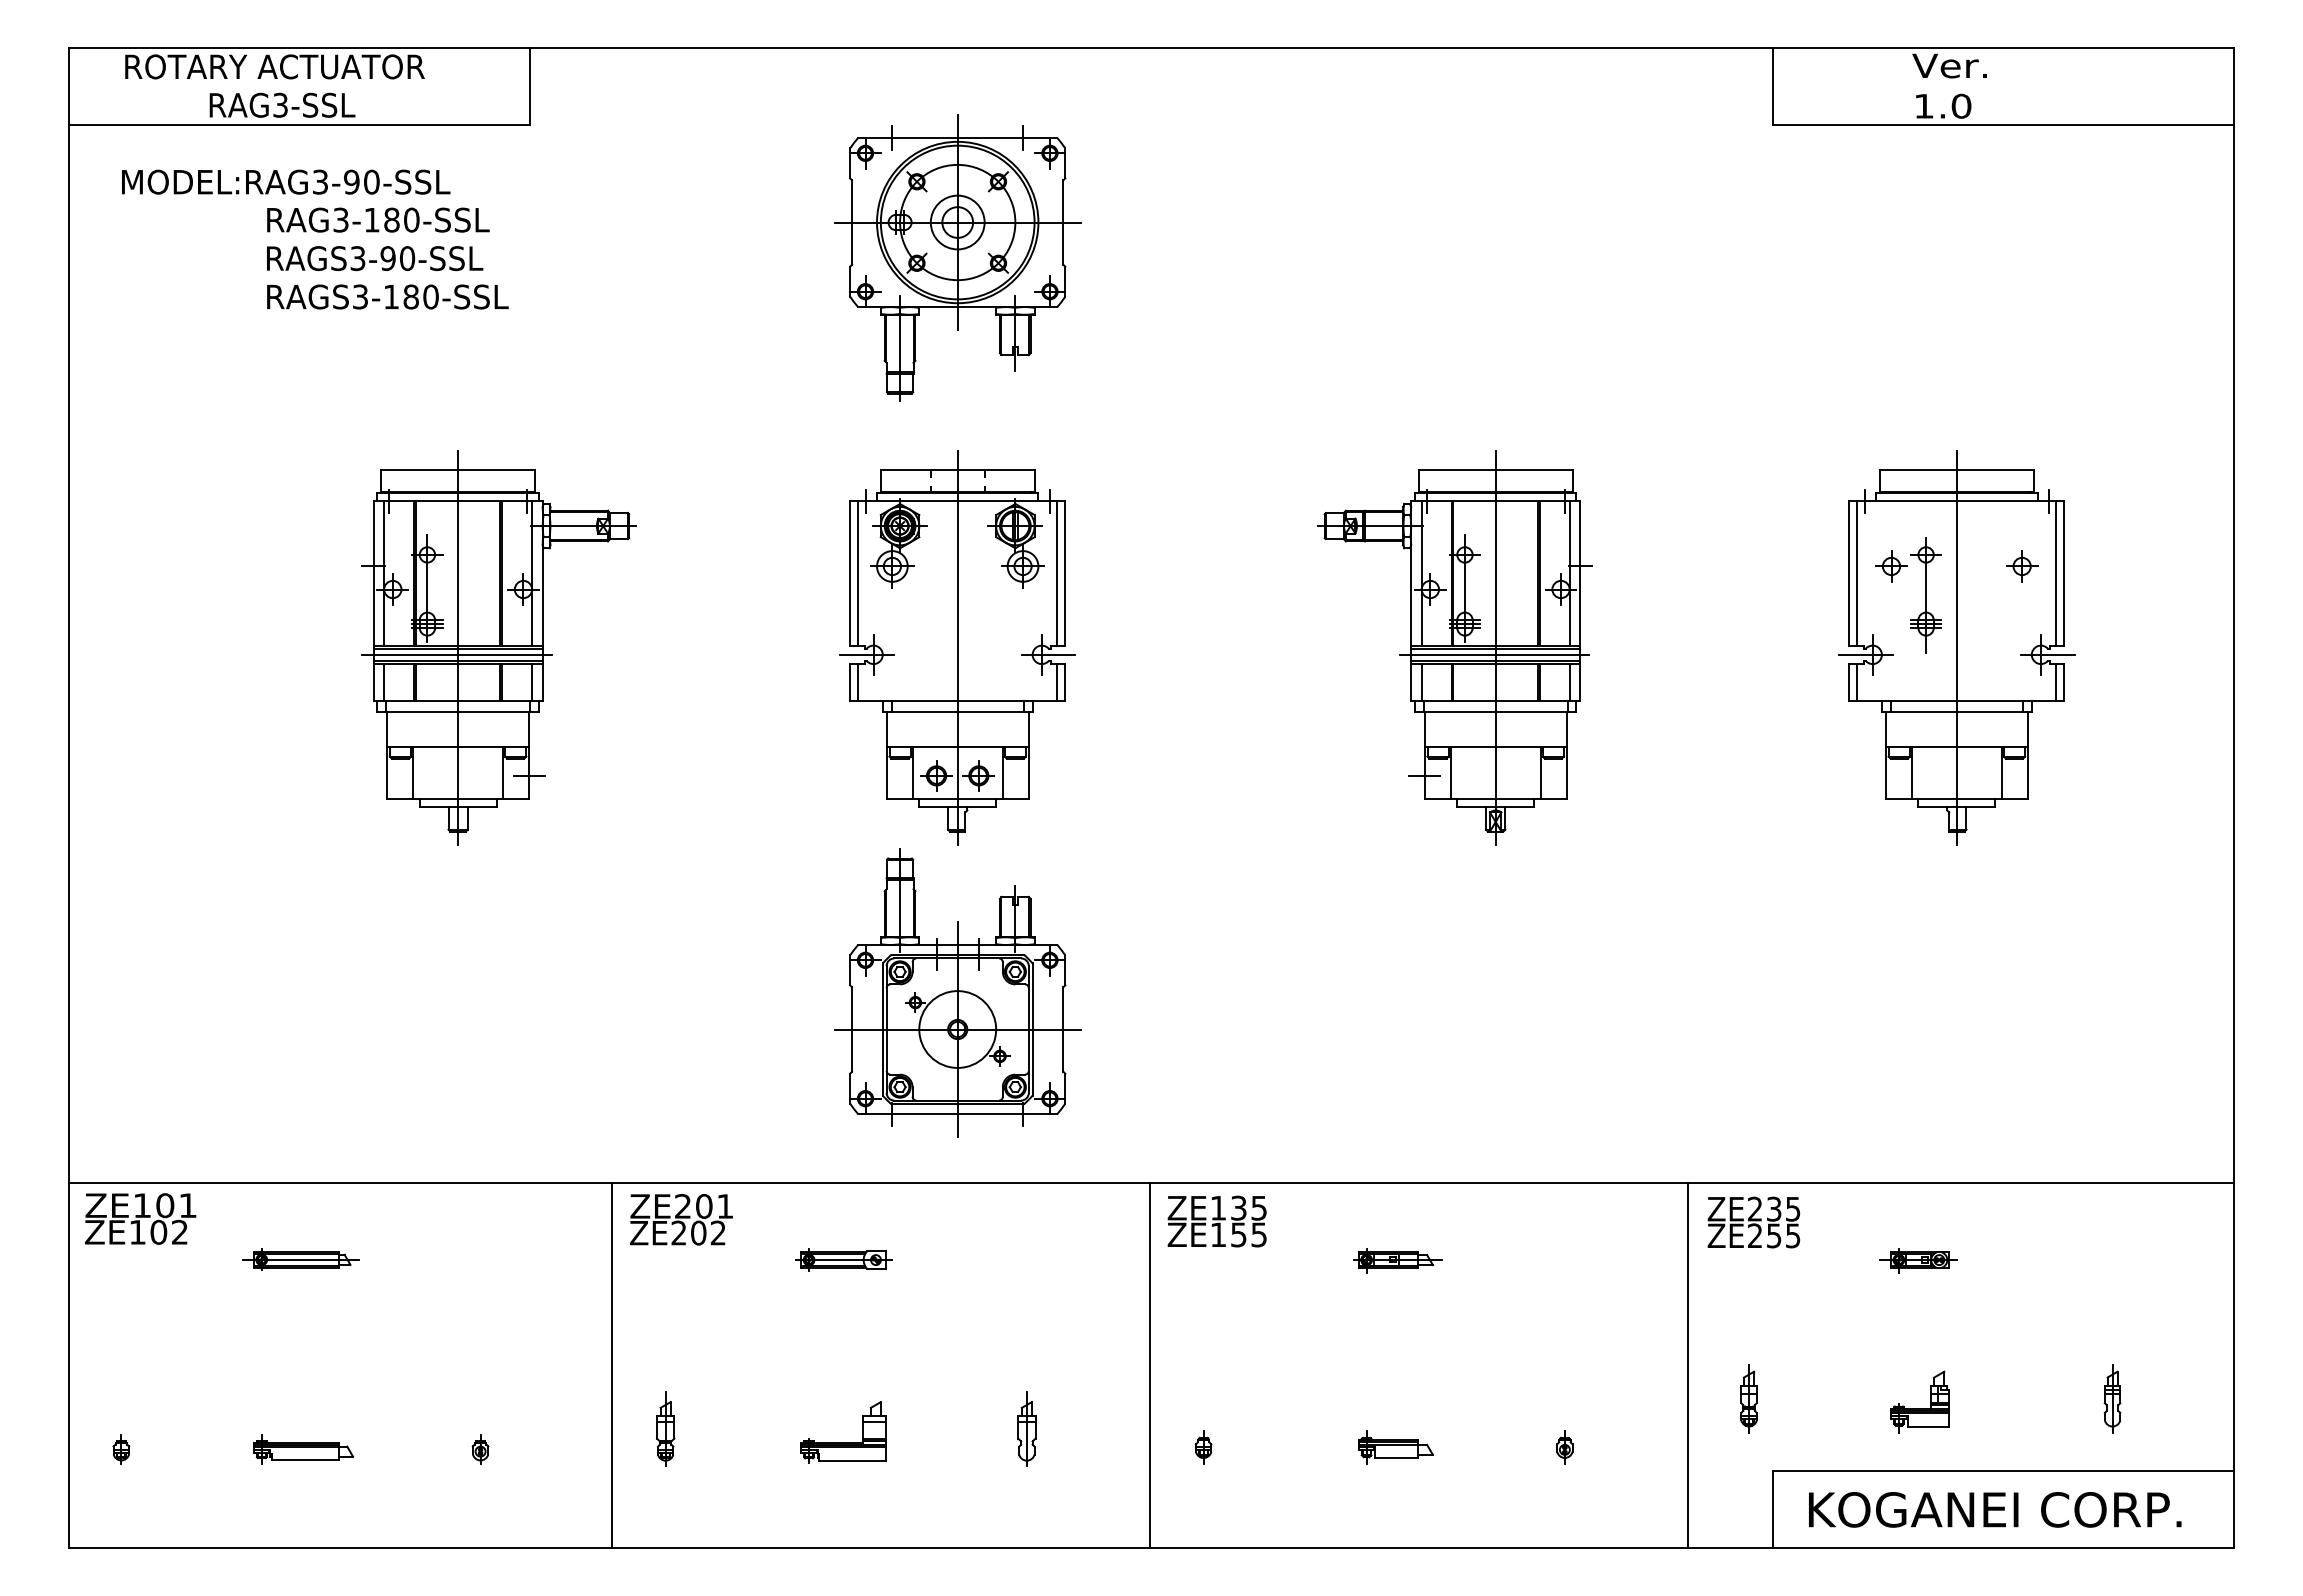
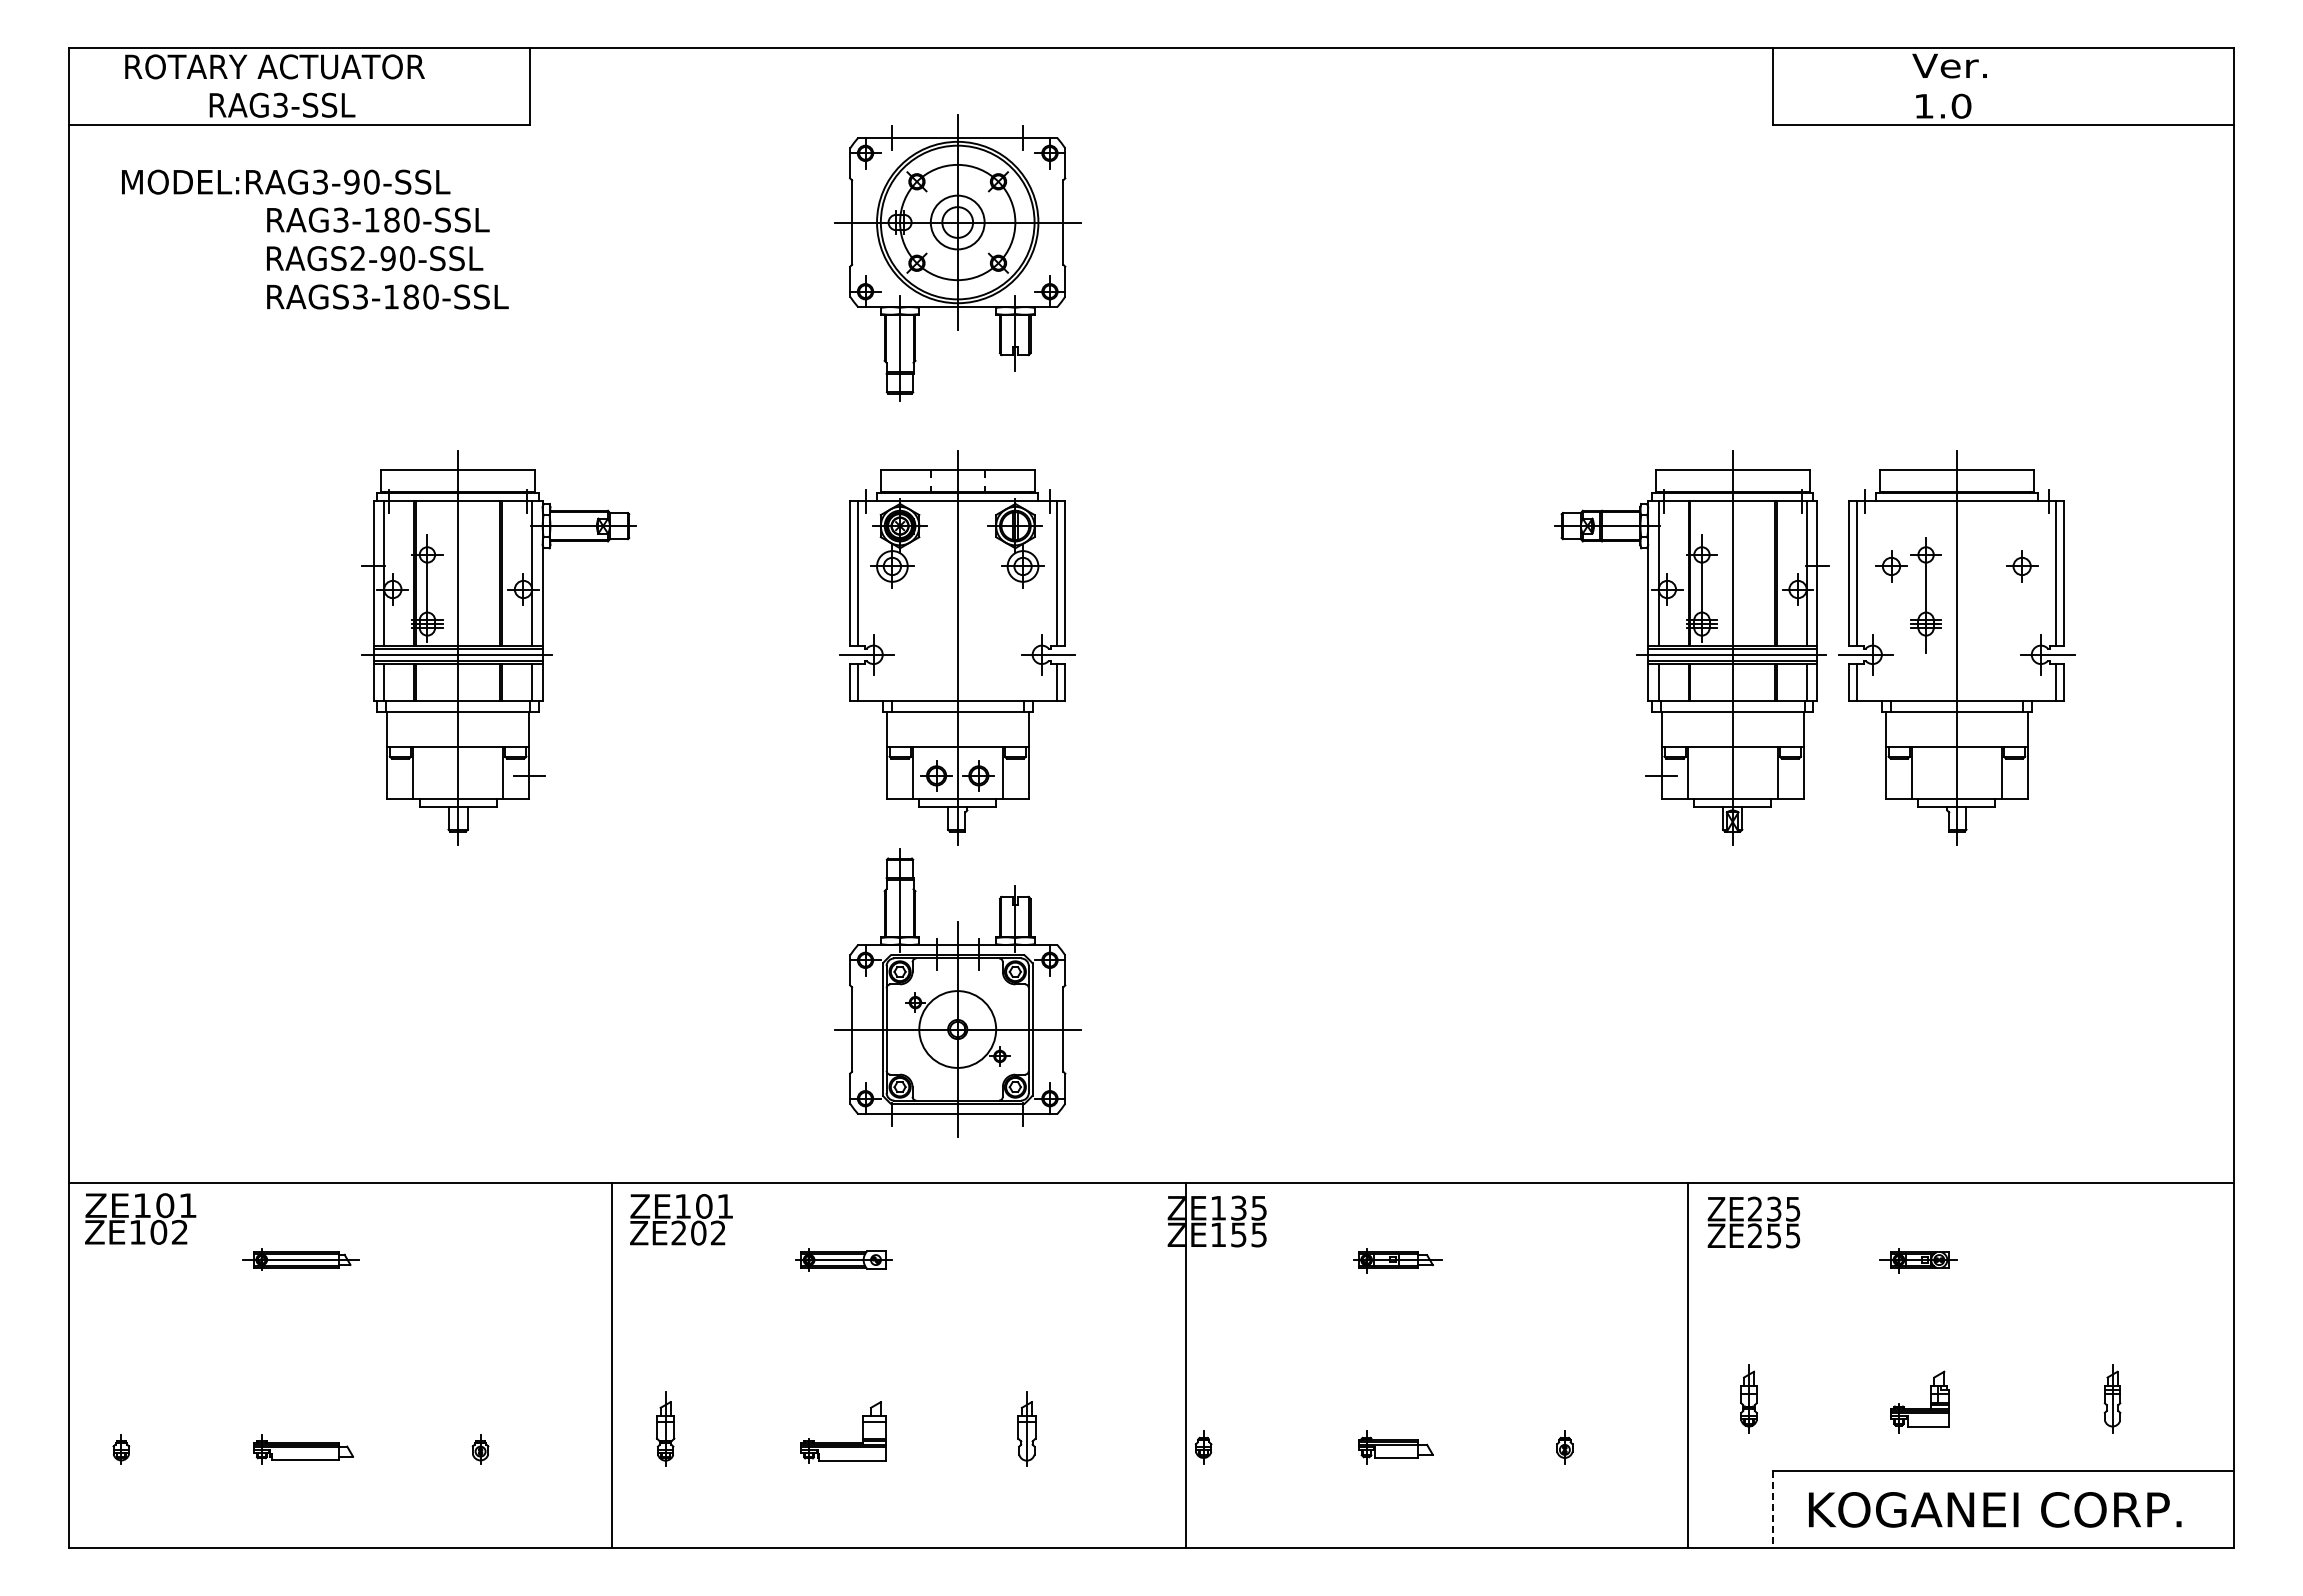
text: RAGS3-90-SSL -> RAGS2-90-SSL (357, 258)
part position: (1454, 647) -> (1691, 647) (1691, 647)
text: ZE201 -> ZE101 (682, 1206)
line position: (1149, 1365) -> (1185, 1365) (1185, 1365)
line: solid -> dashed (1772, 1510)
